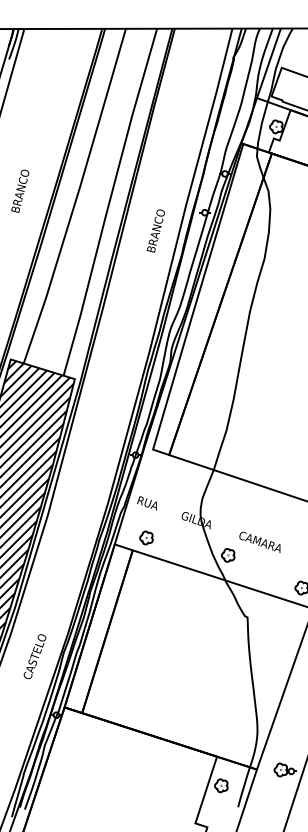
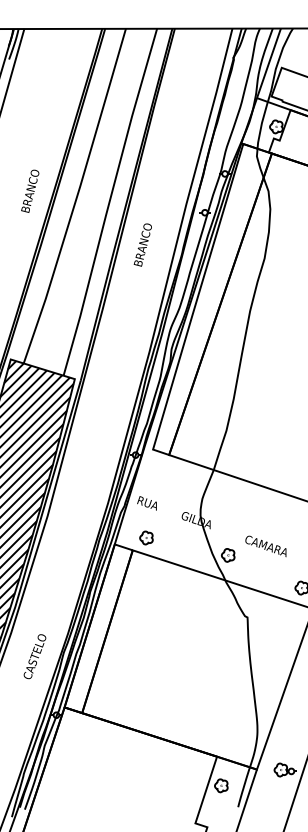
text position: (20, 190) -> (30, 190) (30, 190)
text position: (155, 230) -> (142, 244) (142, 244)
text position: (259, 542) -> (265, 546) (265, 546)
